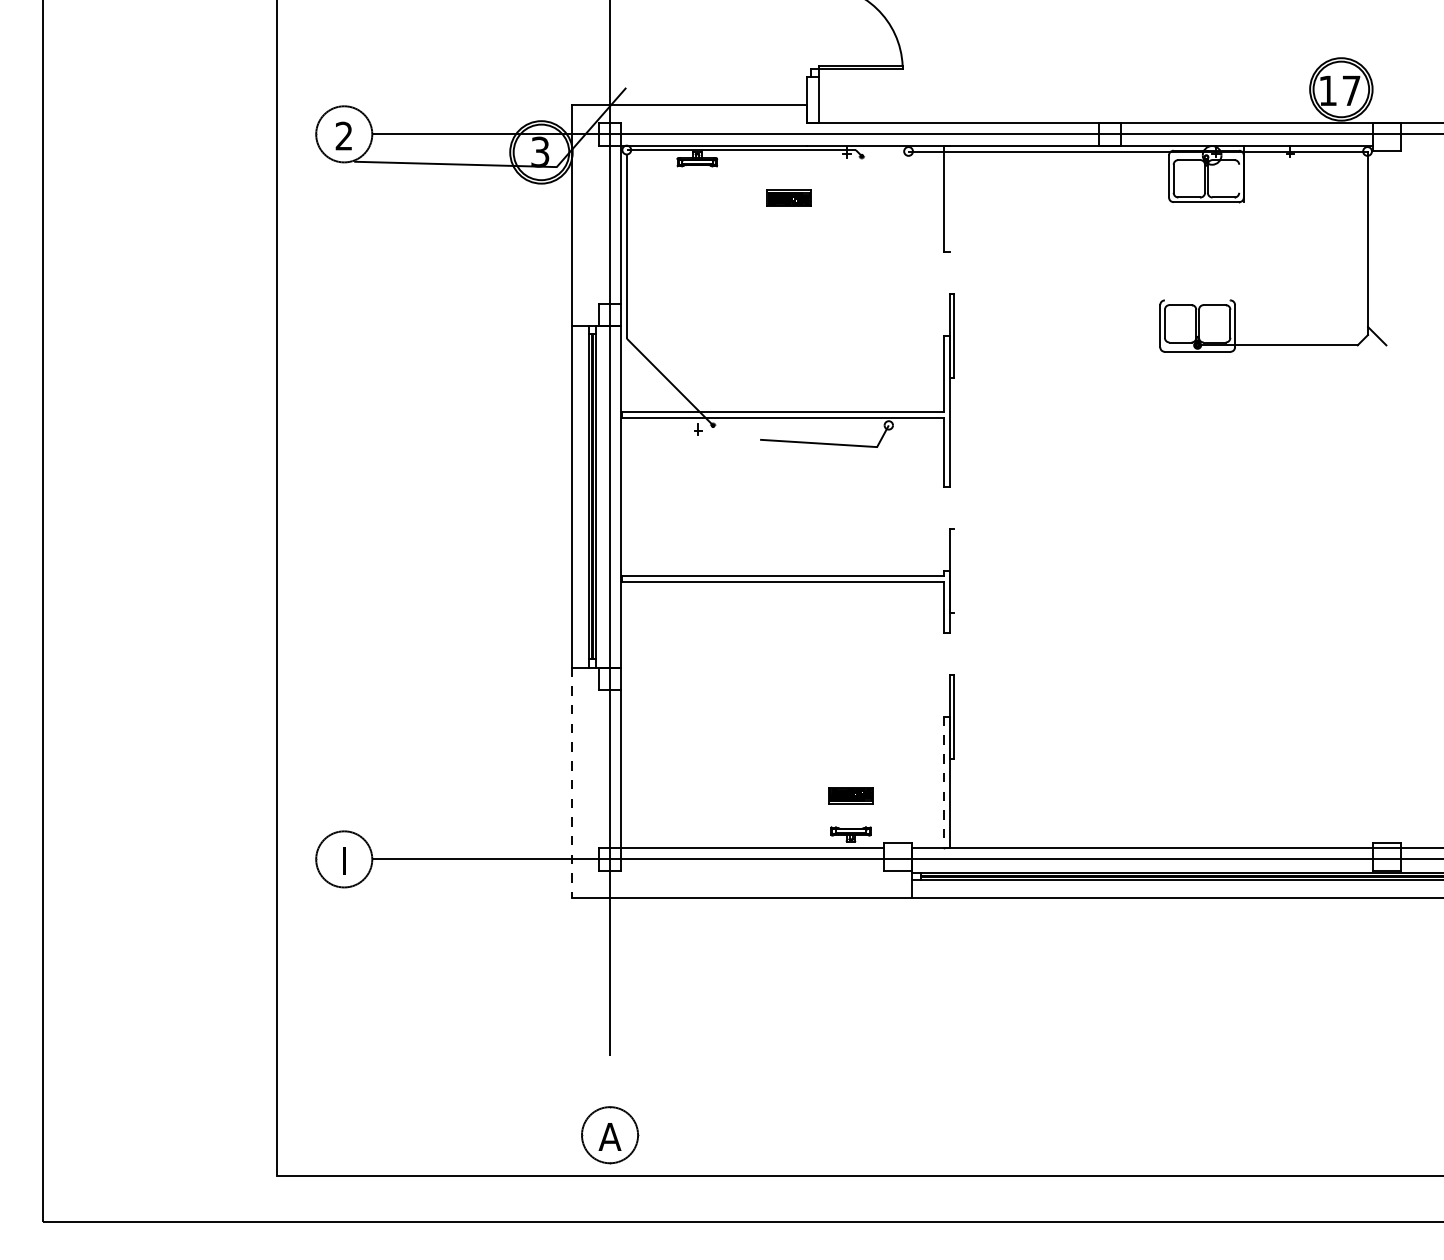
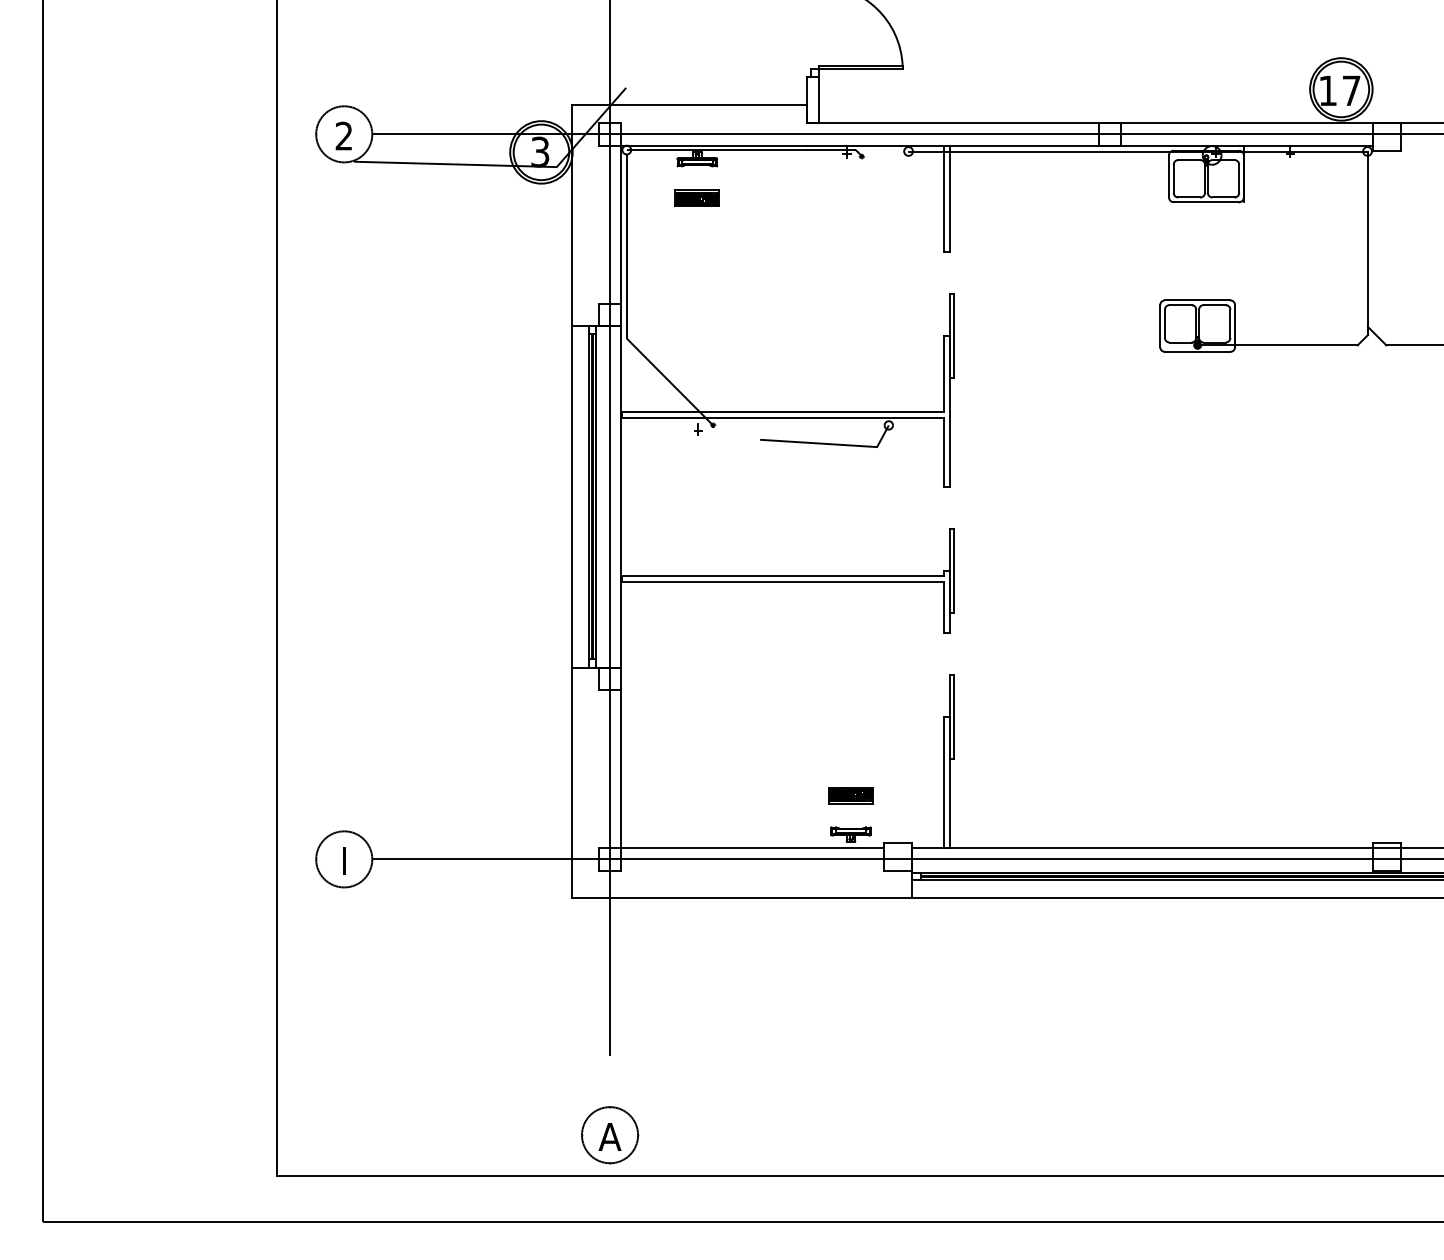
line: none -> present (1239, 178)
part position: (788, 197) -> (696, 197) (696, 197)
line: none -> present (949, 198)
line: none -> present (1197, 300)
line: none -> present (1413, 345)
line: none -> present (954, 570)
line: dashed -> solid (943, 782)
line: dashed -> solid (571, 783)
